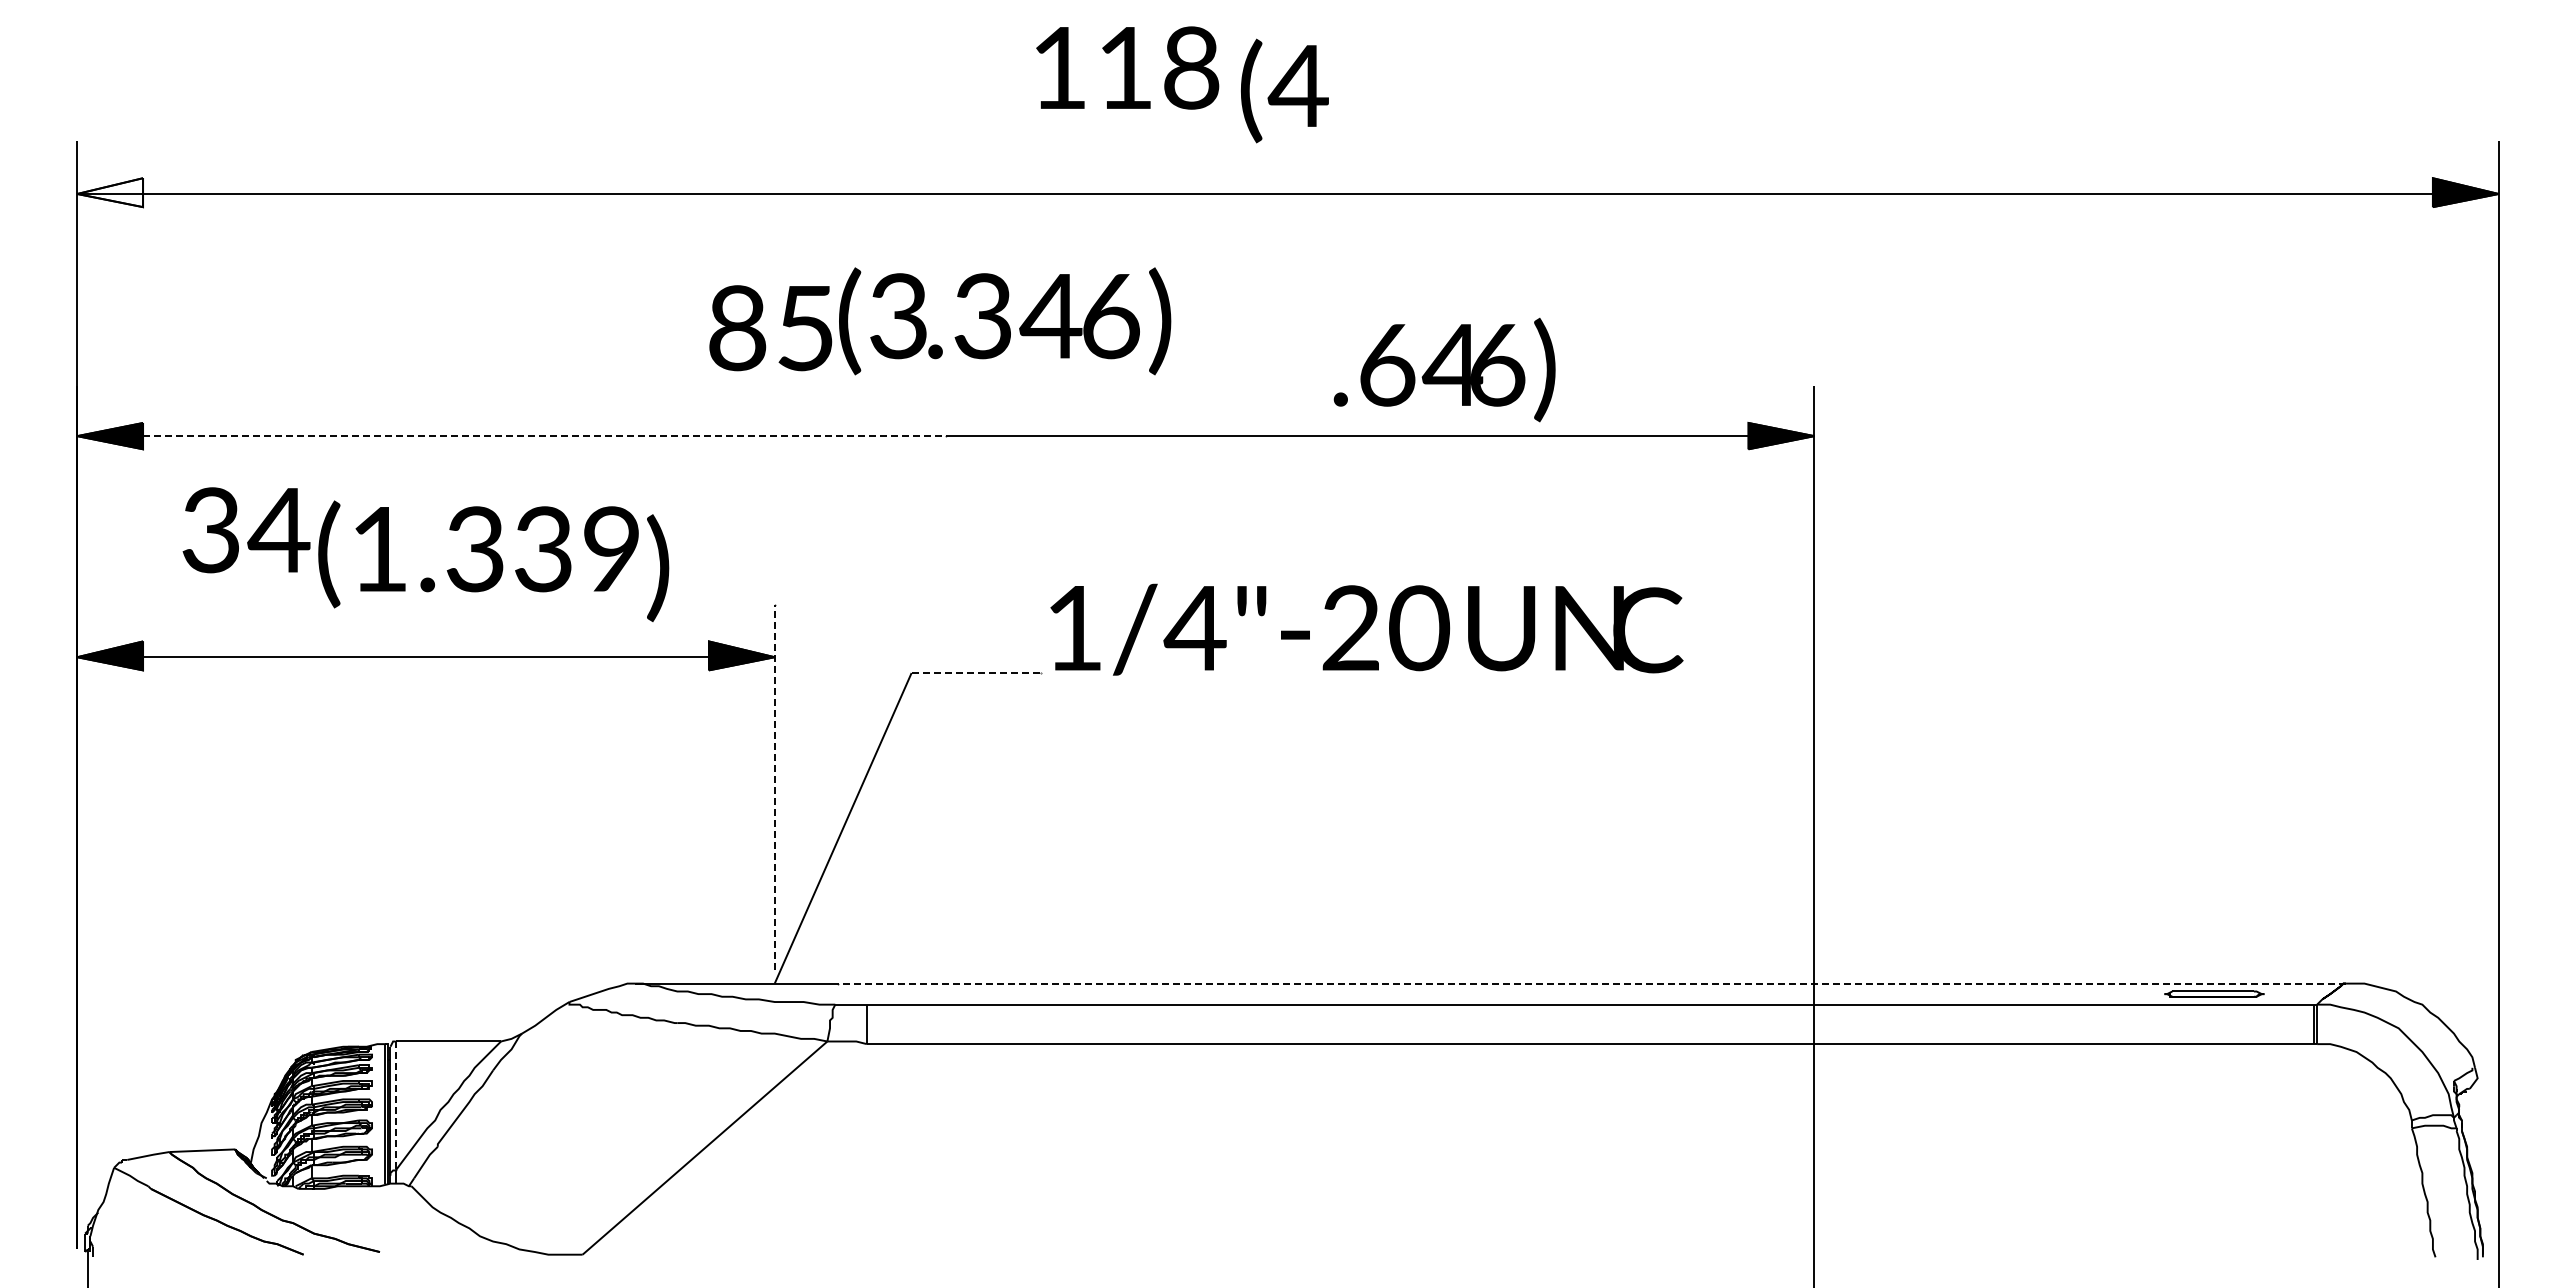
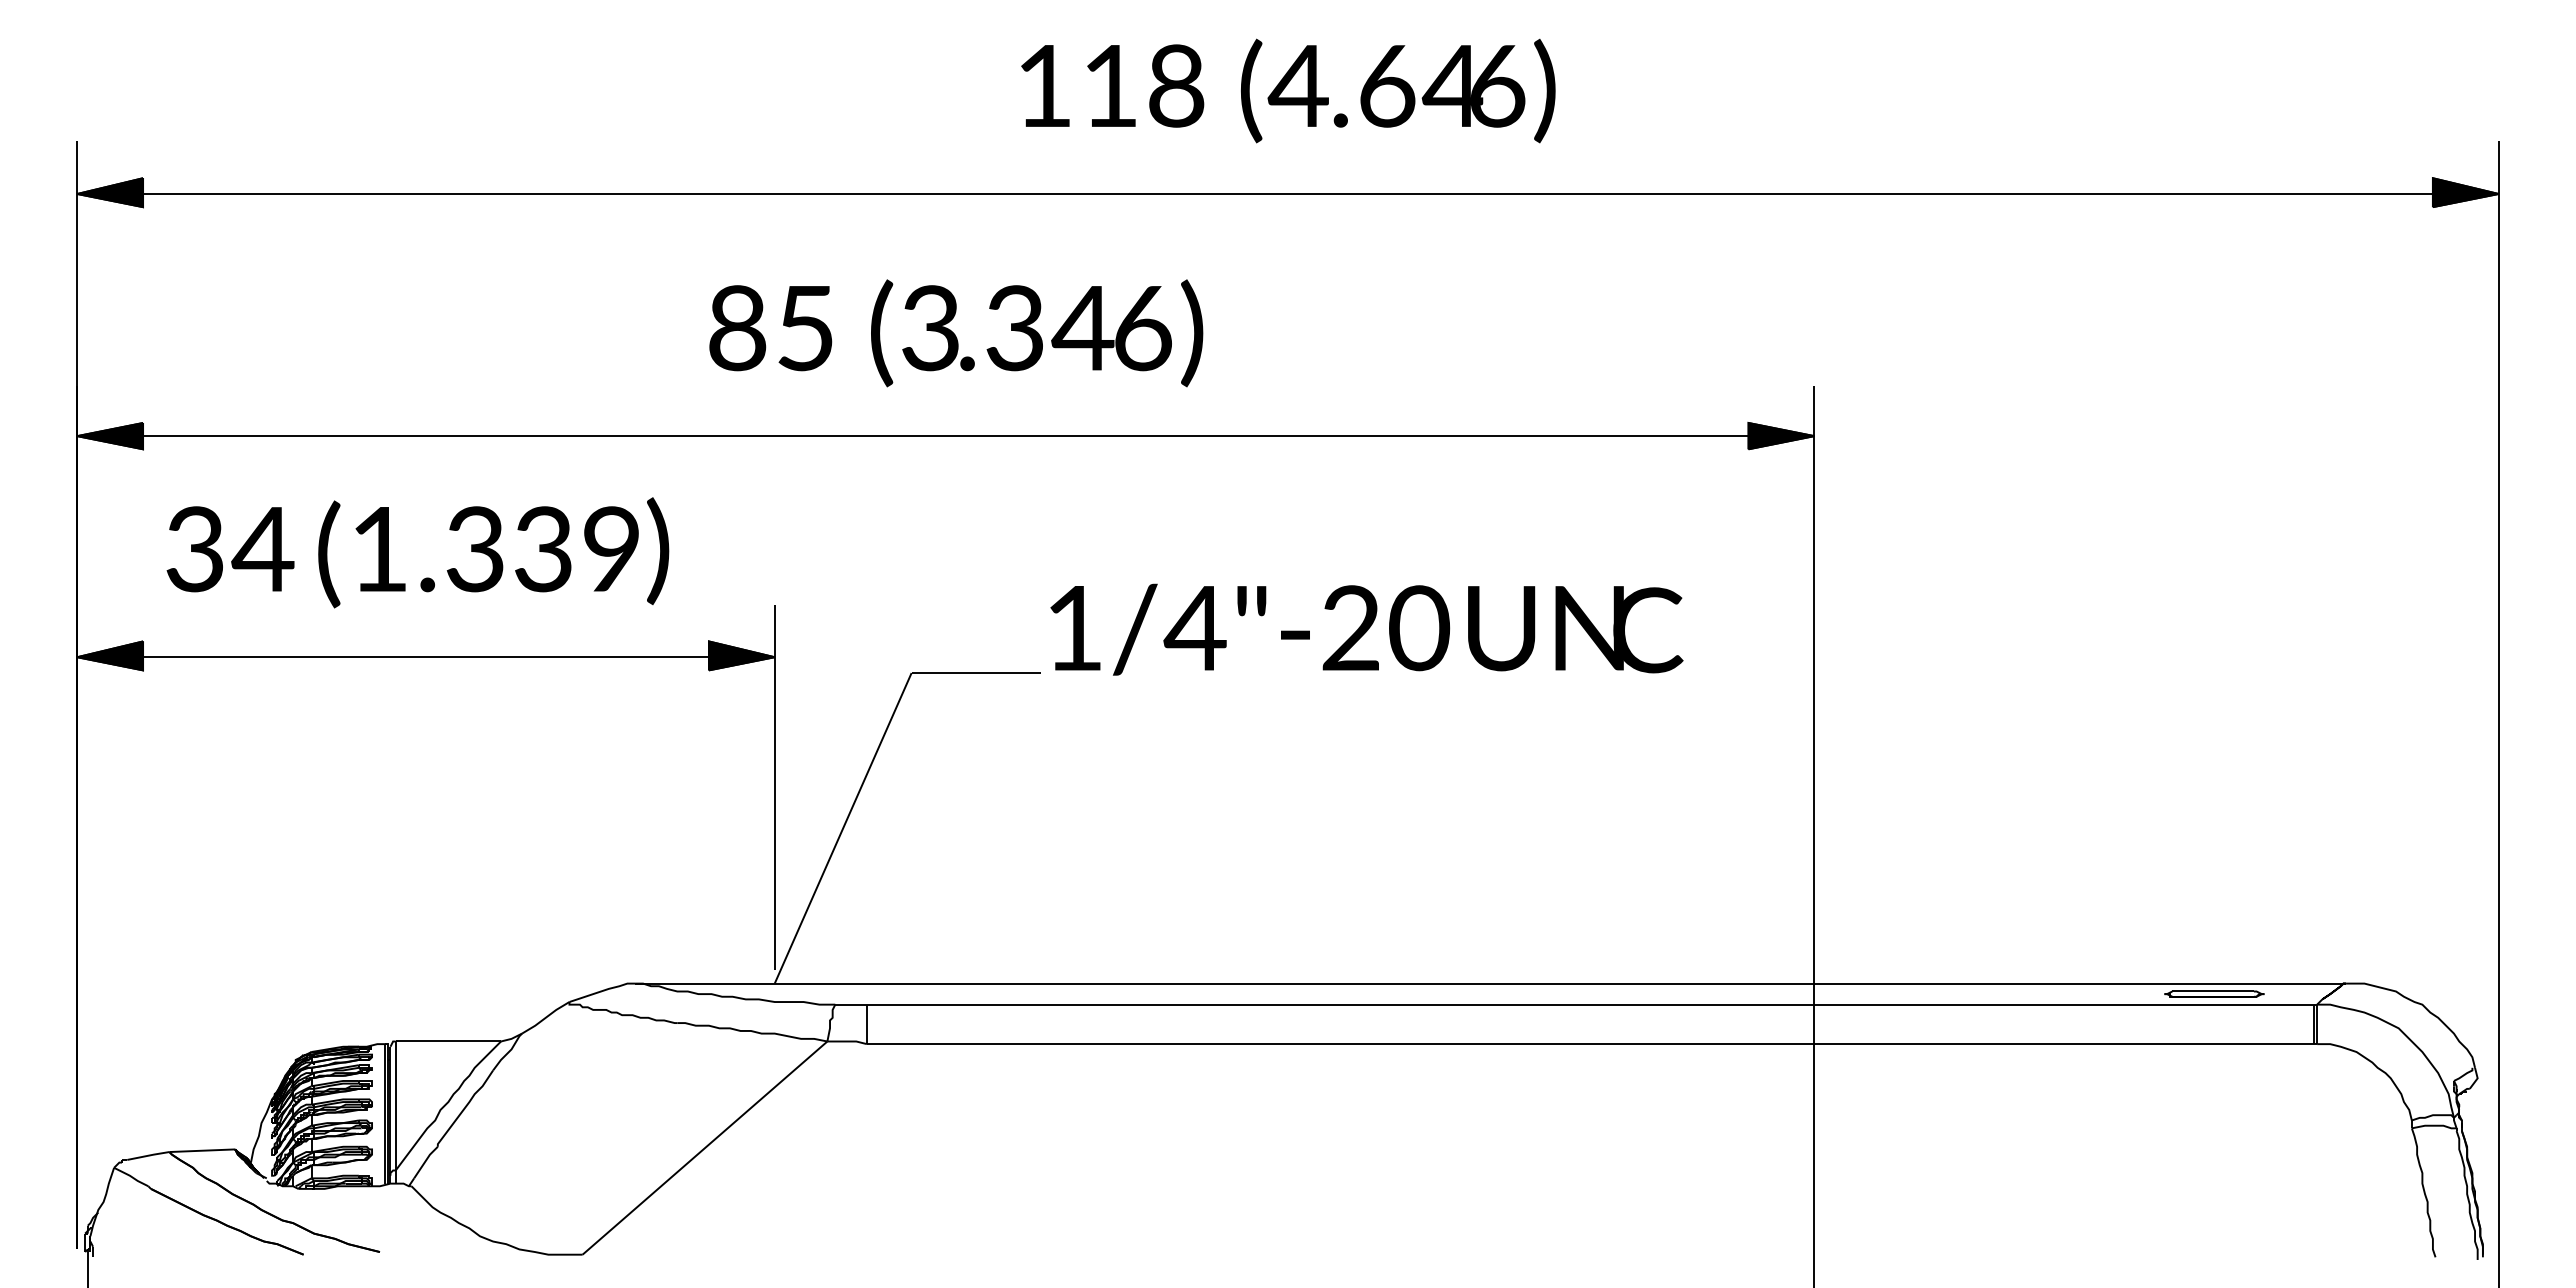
text position: (1127, 67) -> (1112, 85) (1112, 85)
fill: none -> present (110, 192)
text position: (1005, 321) -> (1037, 333) (1037, 333)
text position: (1444, 369) -> (1444, 90) (1444, 90)
line: dashed -> solid (512, 436)
text position: (246, 530) -> (230, 549) (230, 549)
text position: (658, 567) -> (658, 550) (658, 550)
line: dashed -> solid (976, 673)
line: dashed -> solid (774, 786)
line: dashed -> solid (1591, 983)
line: dashed -> solid (395, 1106)
